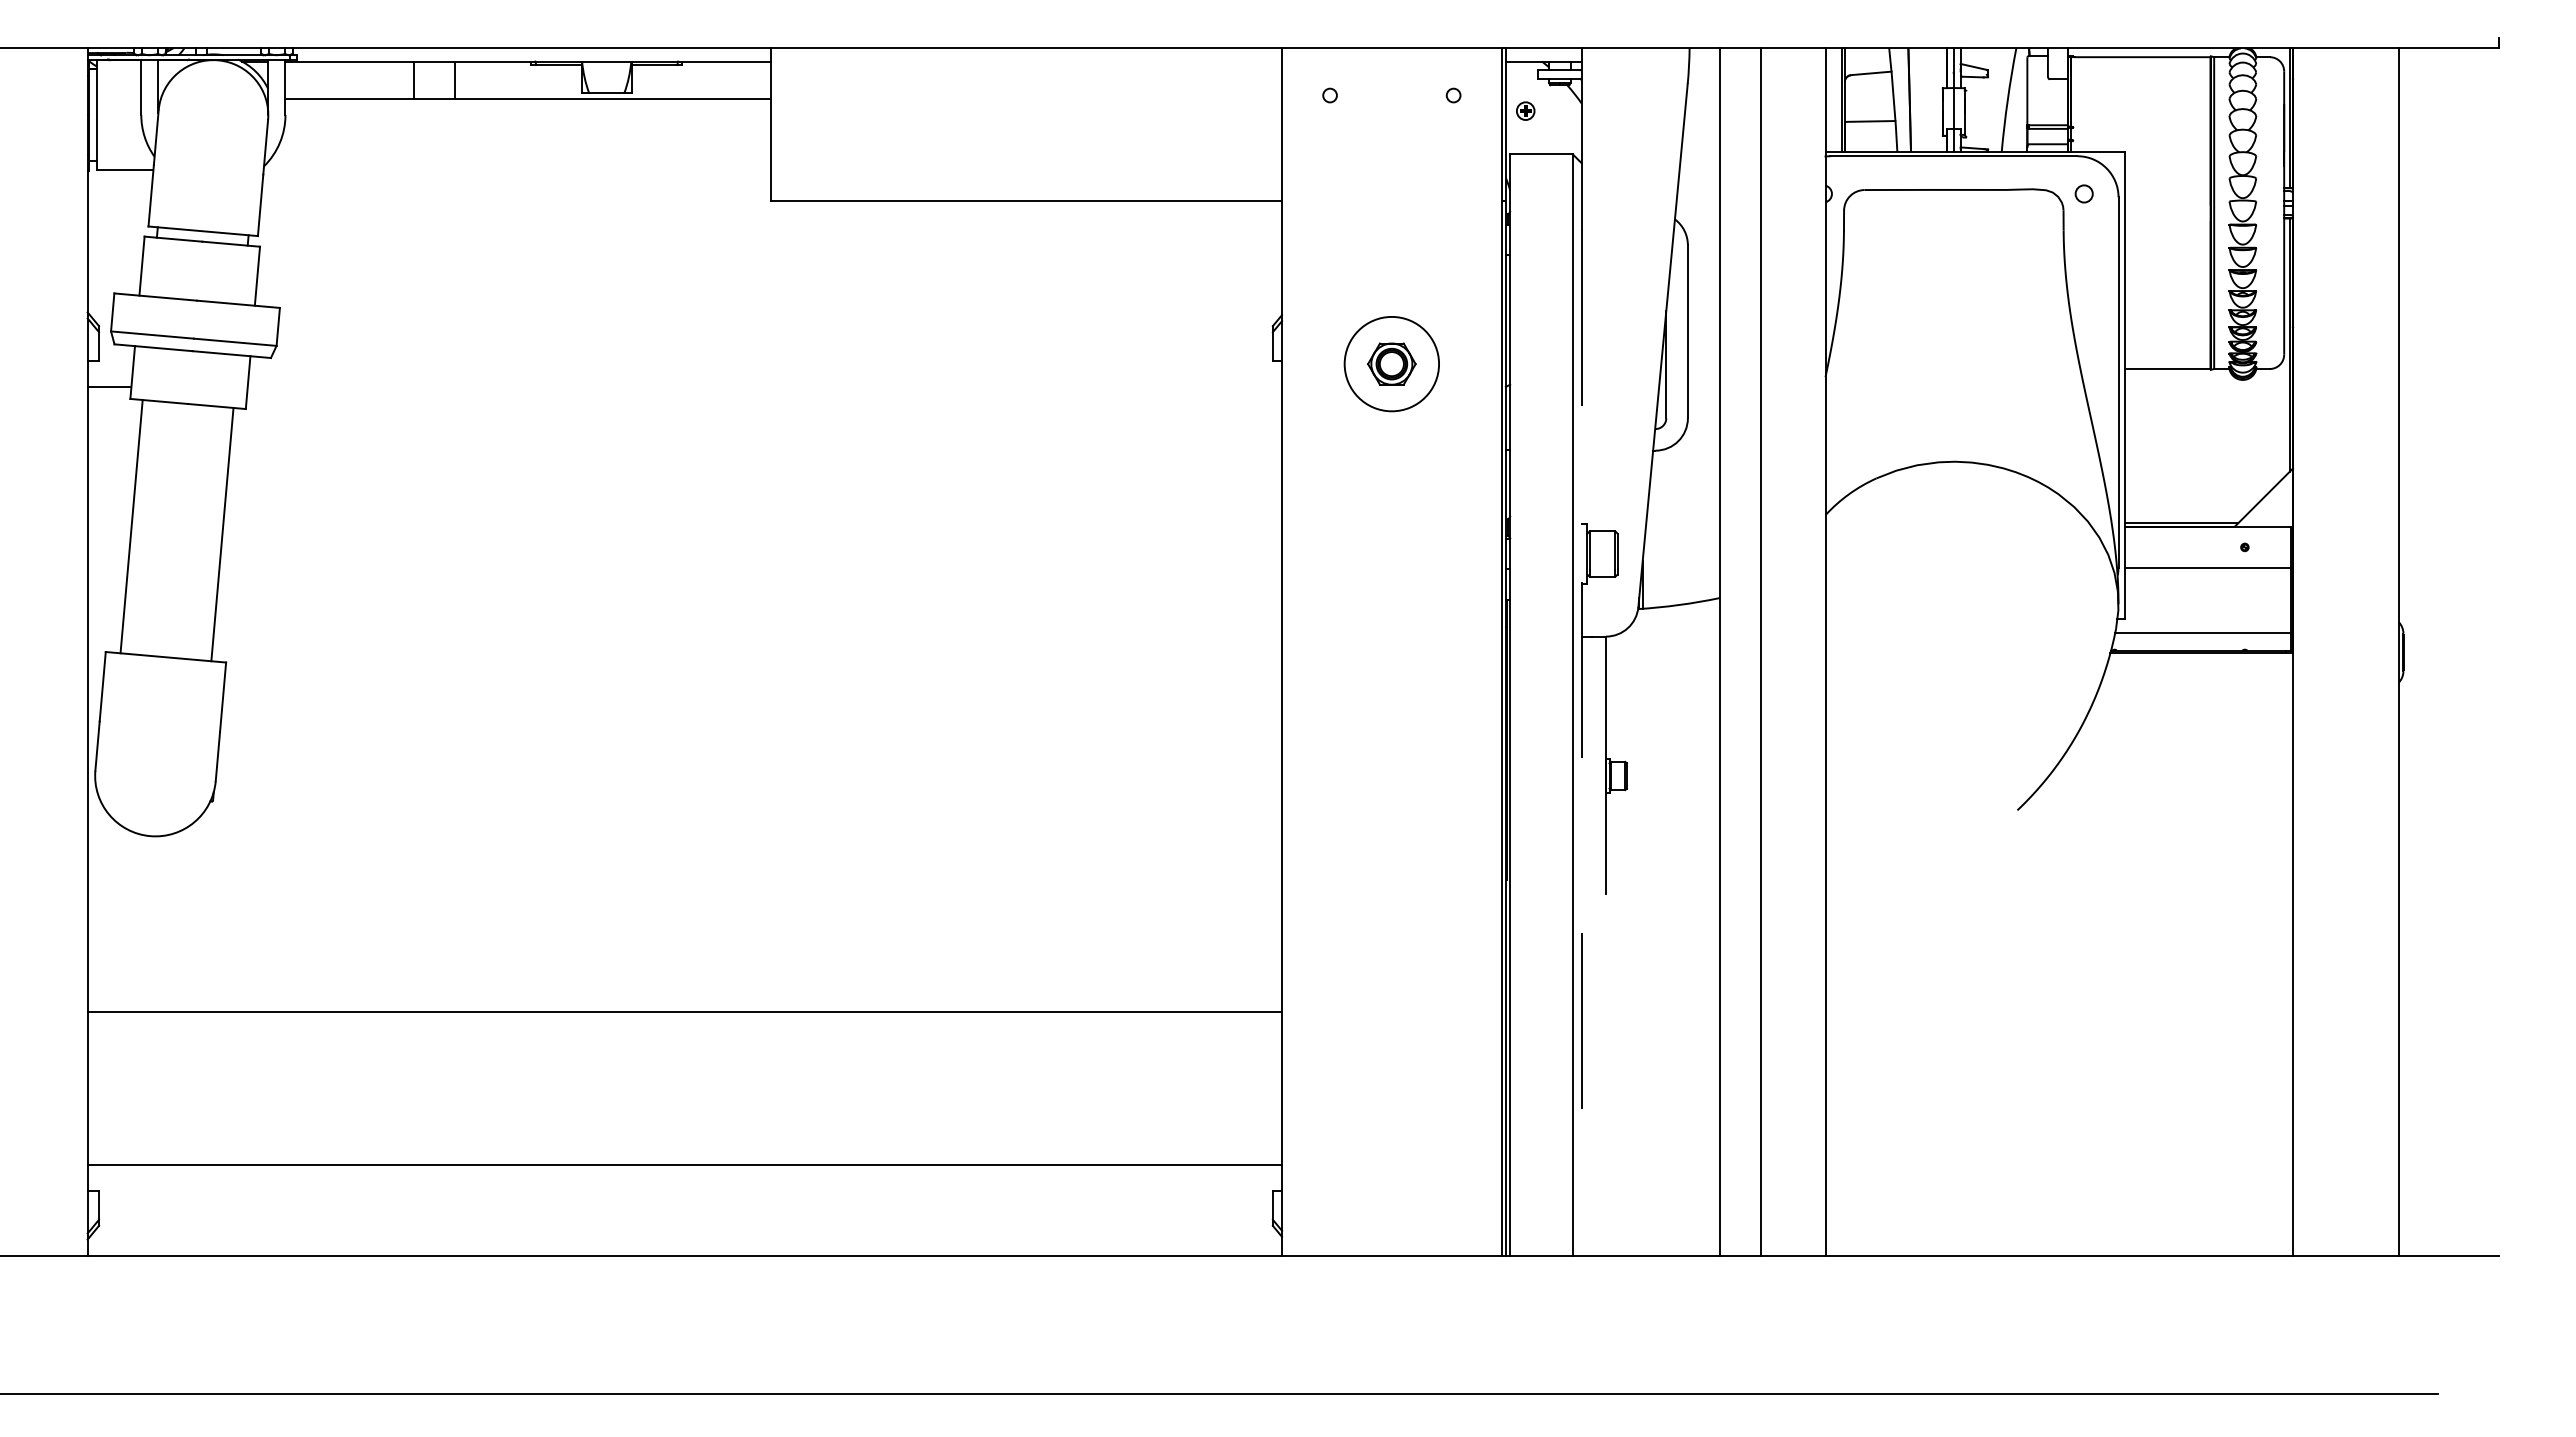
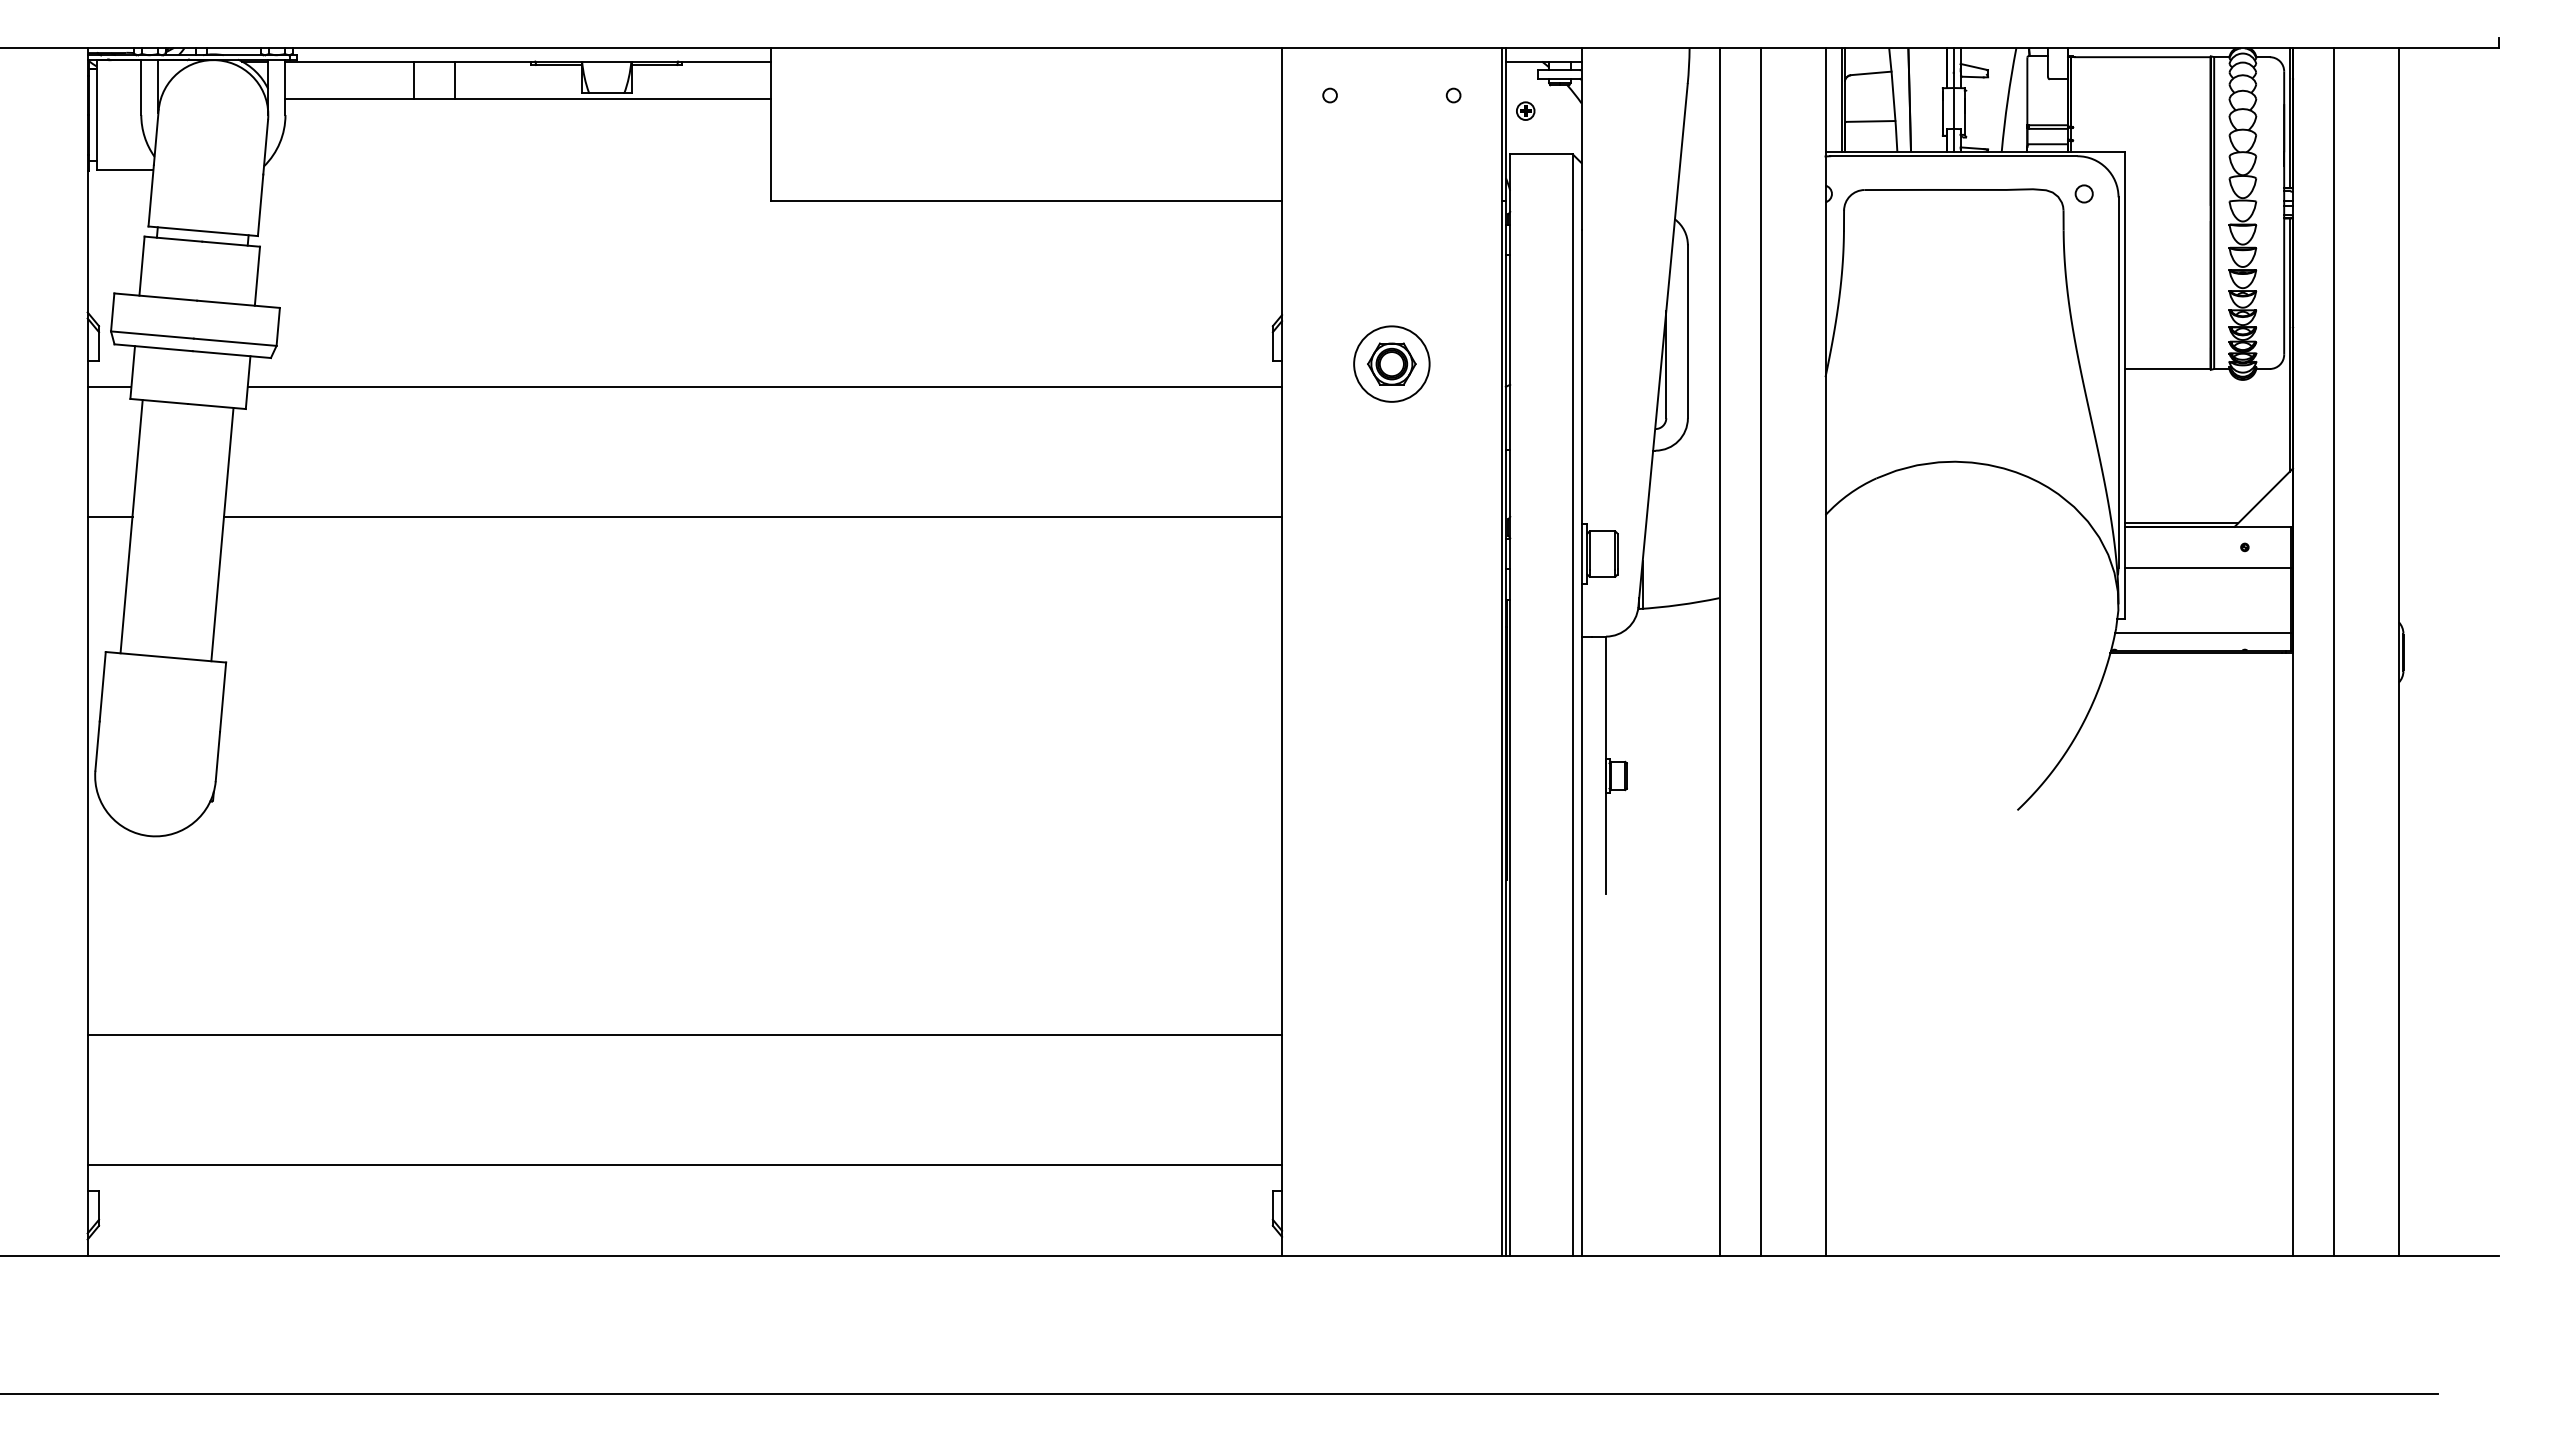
circle diameter: 94 px -> 76 px (1391, 363)
line: none -> present (764, 386)
line: none -> present (109, 516)
line: none -> present (753, 516)
line: none -> present (2334, 652)
line: dashed -> solid (1581, 743)
line position: (684, 1012) -> (684, 1035) (684, 1035)
